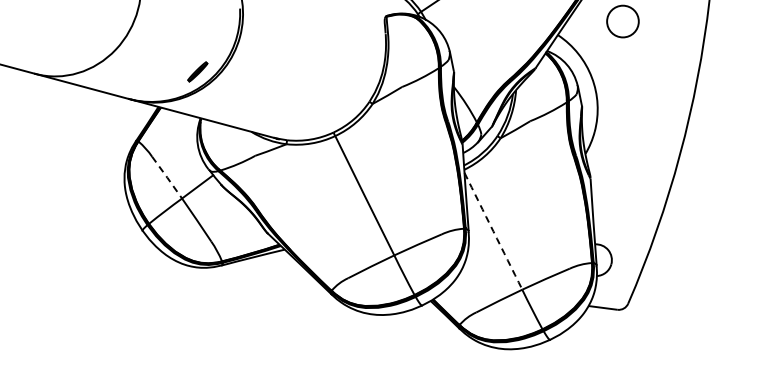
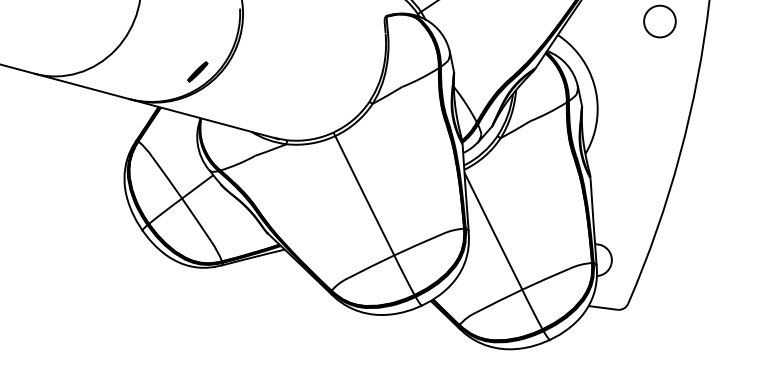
circle position: (622, 21) -> (659, 21) (659, 21)
line: dashed -> solid (167, 177)
arc: dashed -> solid (493, 231)
